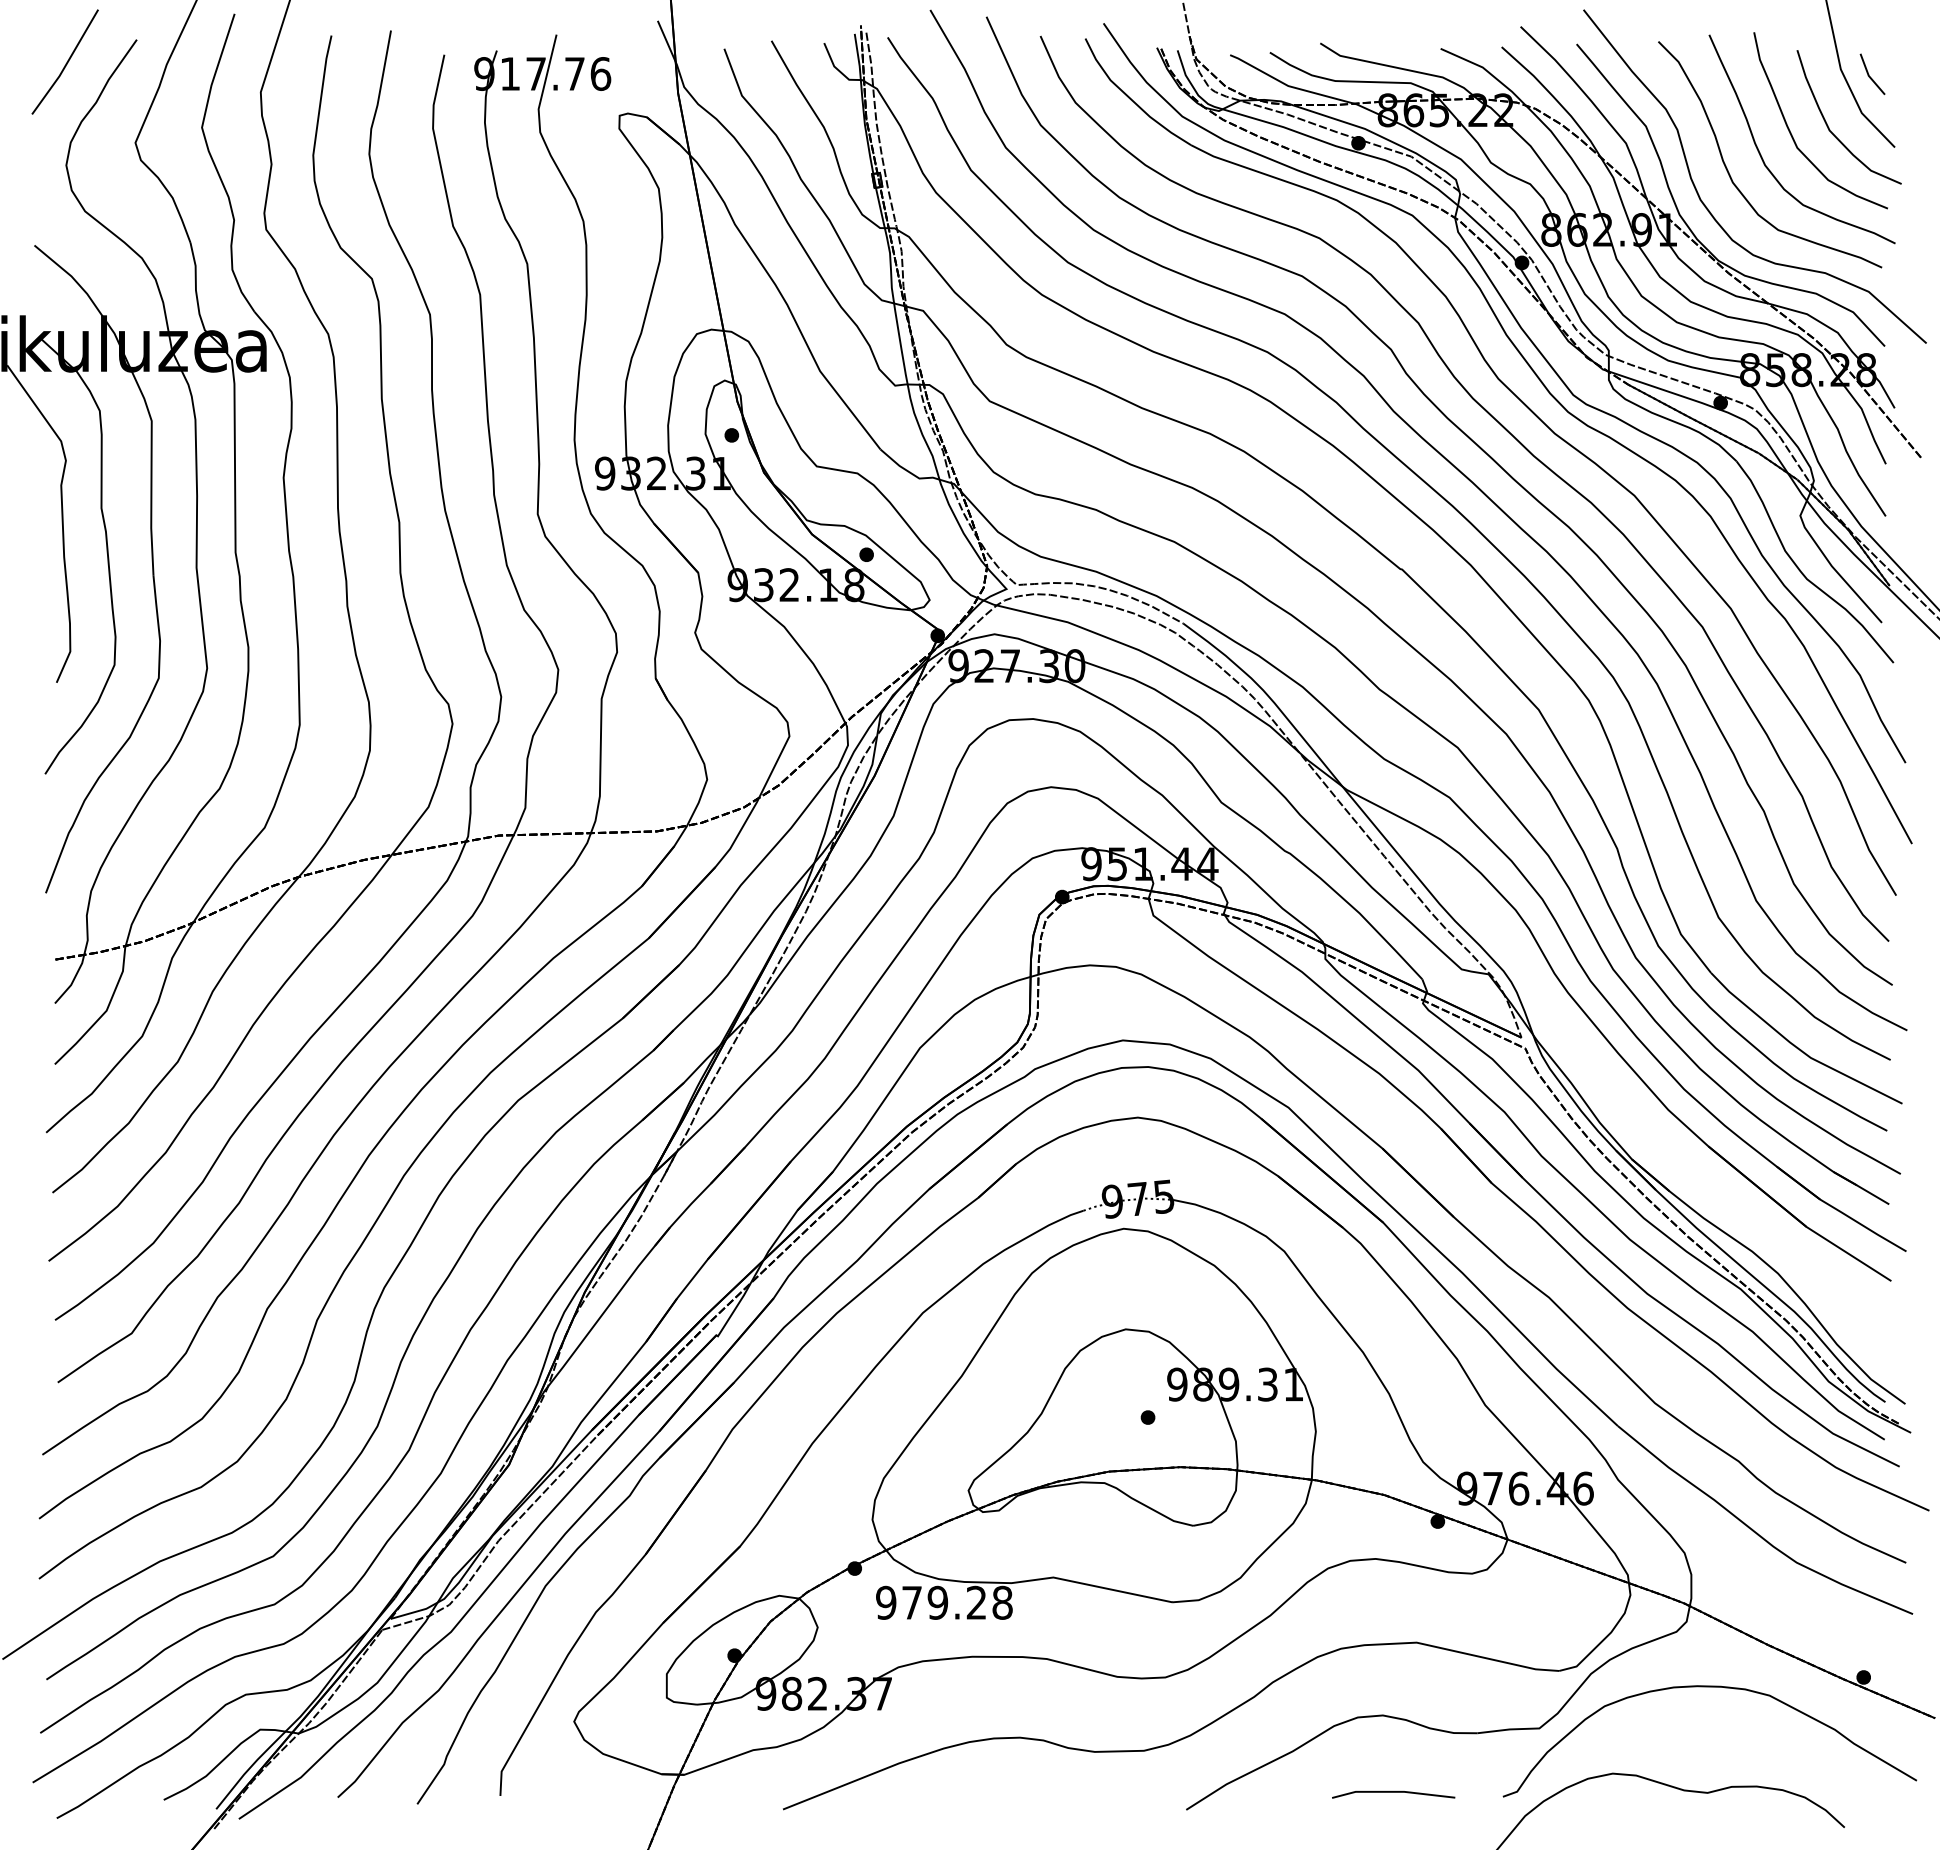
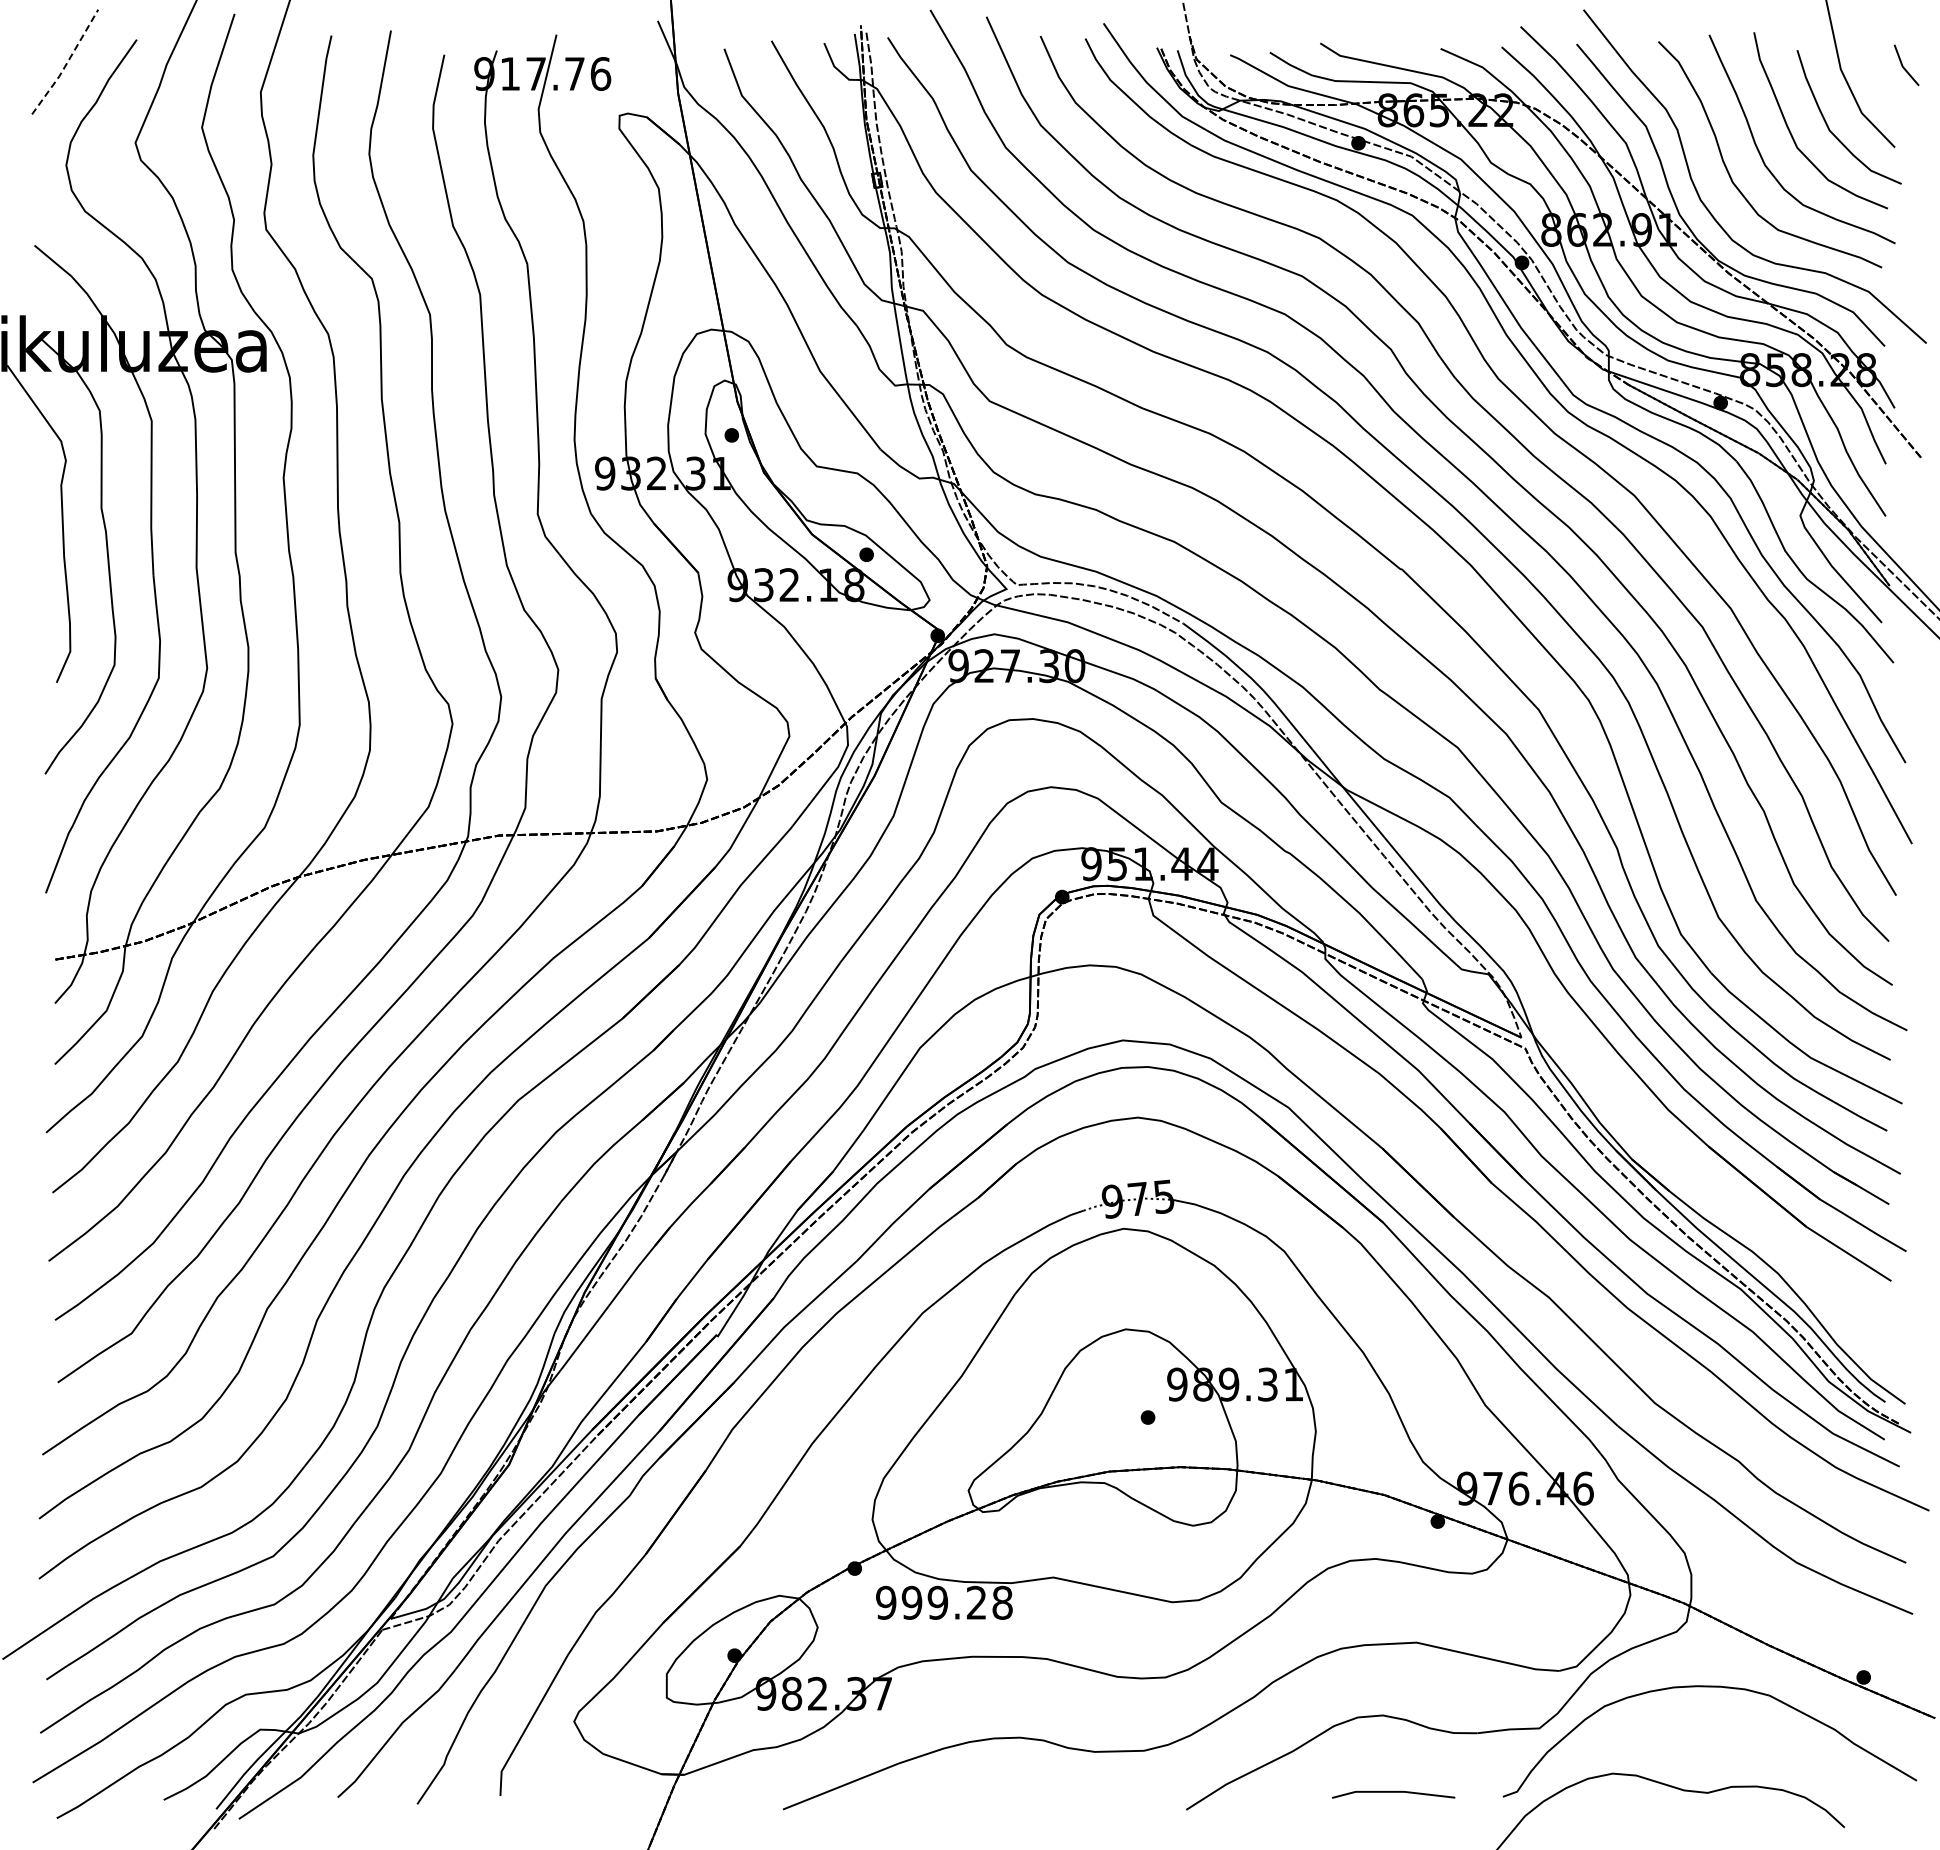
line: solid -> dashed (66, 63)
line position: (1869, 74) -> (1903, 65) (1903, 65)
text: 979.28 -> 999.28 (911, 1602)
